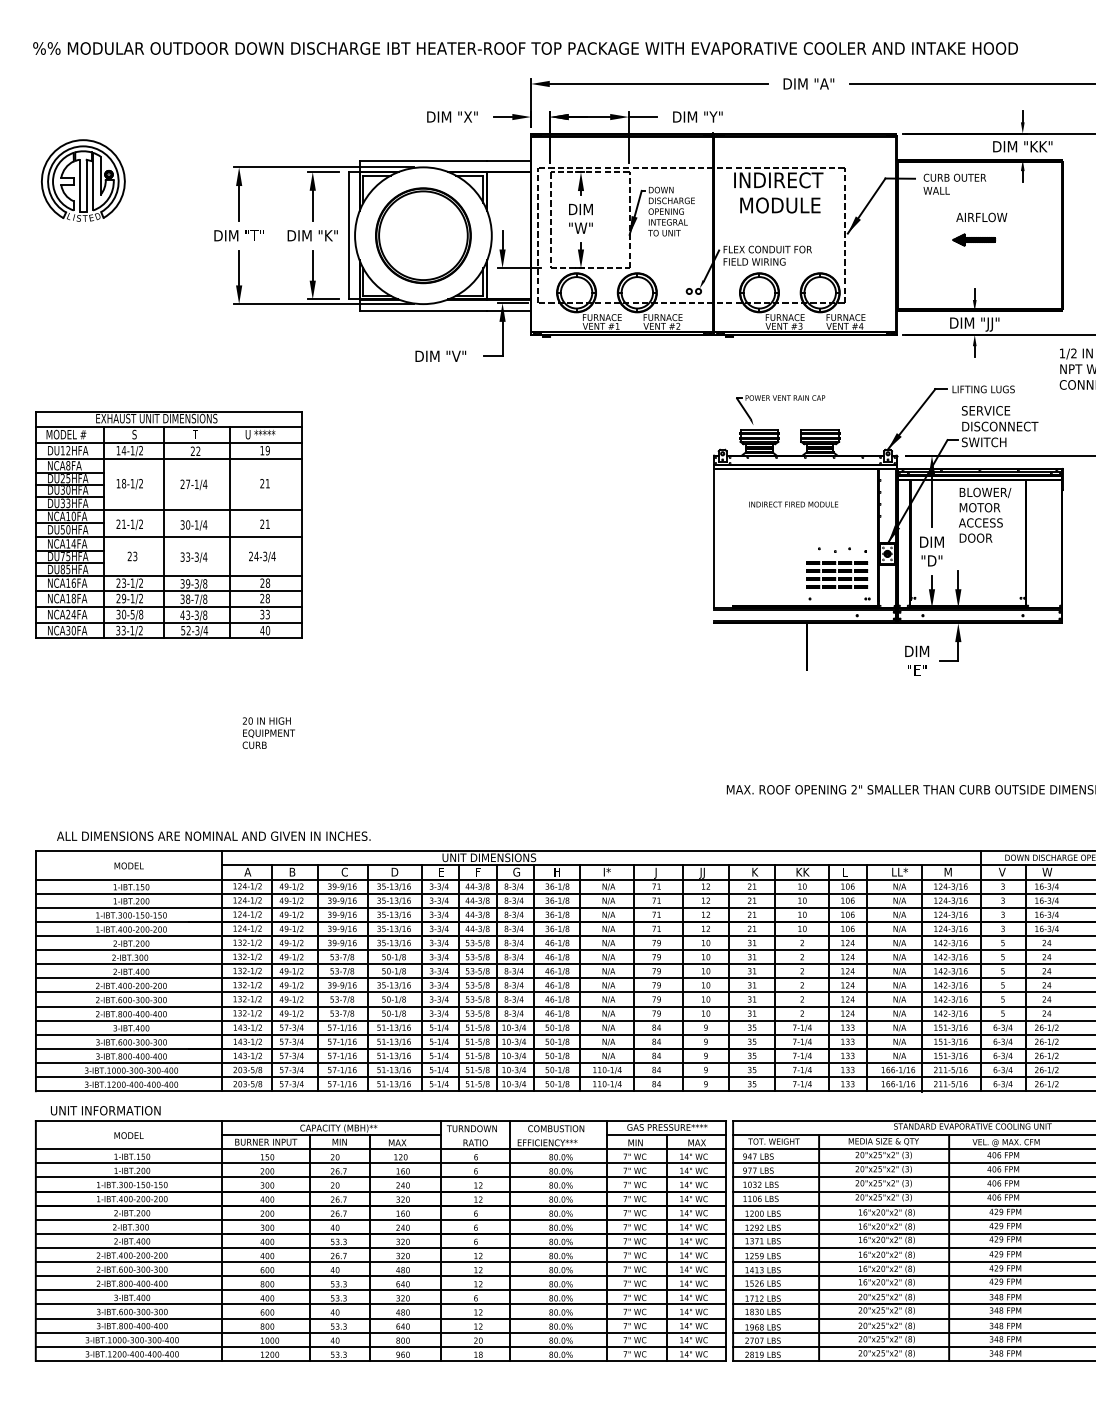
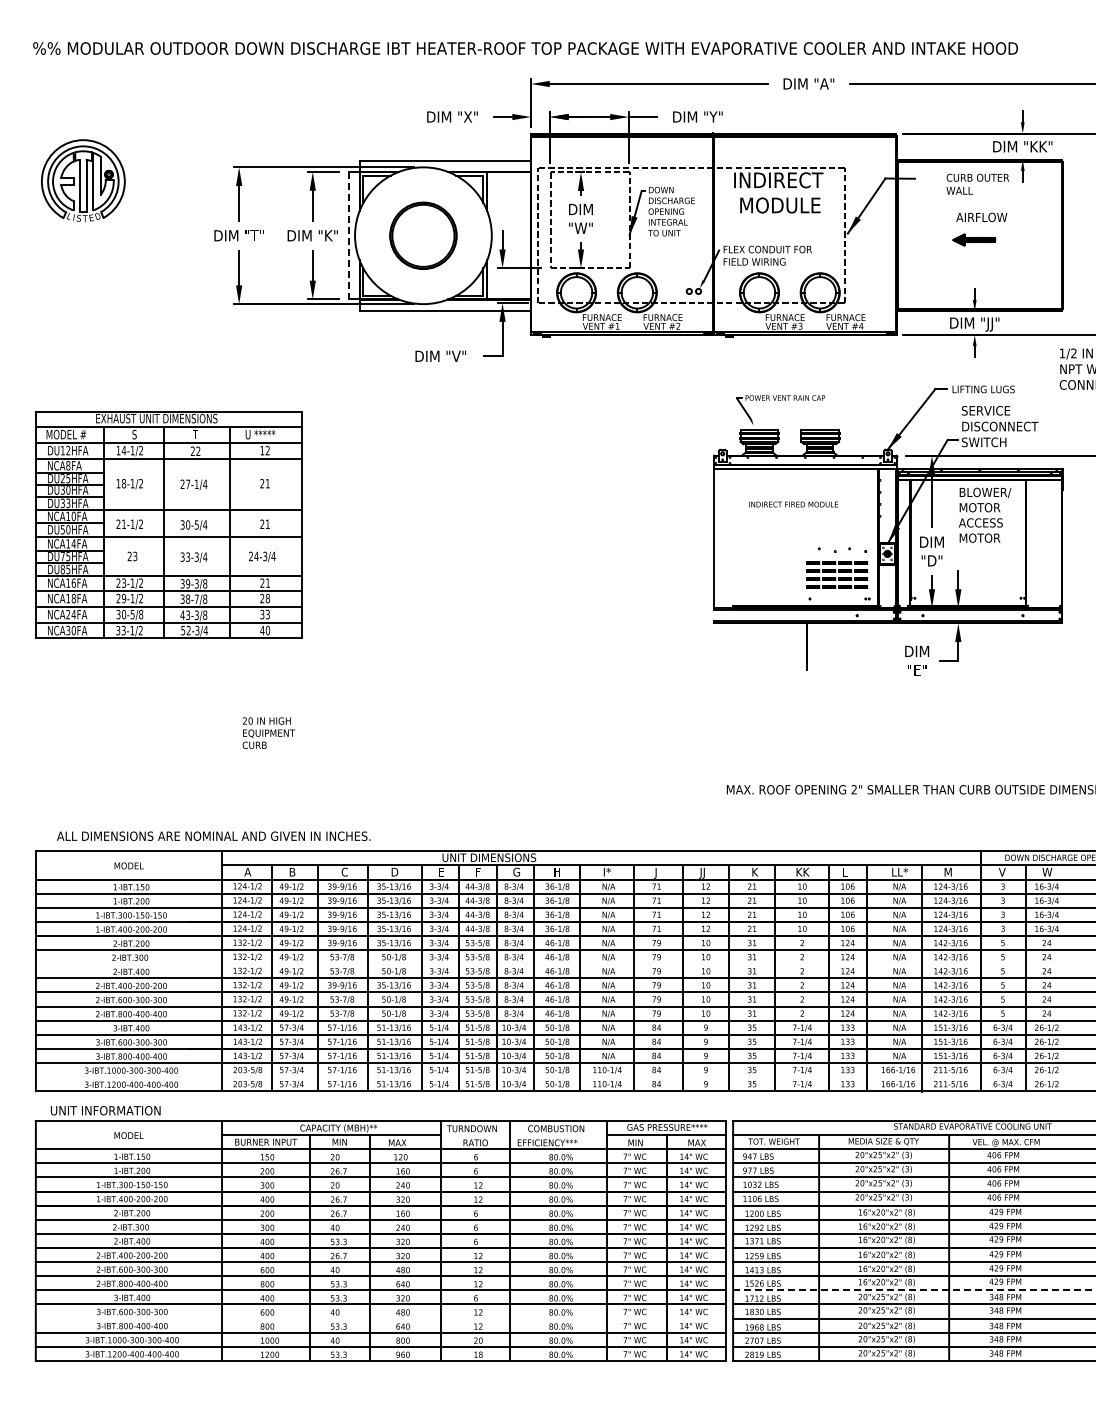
text position: (954, 183) -> (977, 183) (977, 183)
line: solid -> dashed (348, 235)
part size: 97x98 px -> 69x69 px (423, 235)
text: 19 -> 12 (267, 450)
text: 30-1/4 -> 30-5/4 (196, 524)
text: DOOR -> MOTOR (980, 537)
text: 28 -> 21 (267, 582)
line: present -> none (563, 964)
line: present -> none (563, 1077)
line: solid -> dashed (914, 1290)
line: present -> none (380, 1318)
